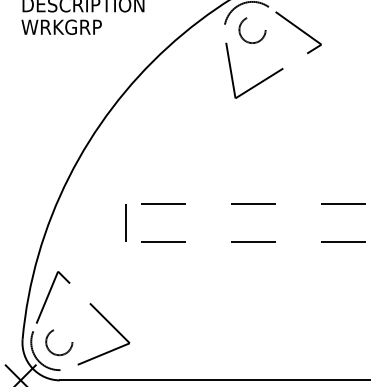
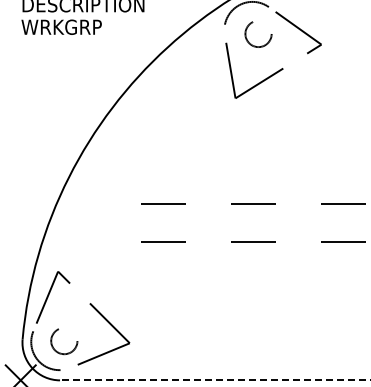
circle position: (252, 30) -> (258, 34) (258, 34)
line: present -> none (125, 222)
circle position: (59, 342) -> (64, 341) (64, 341)
line: solid -> dashed (215, 380)
